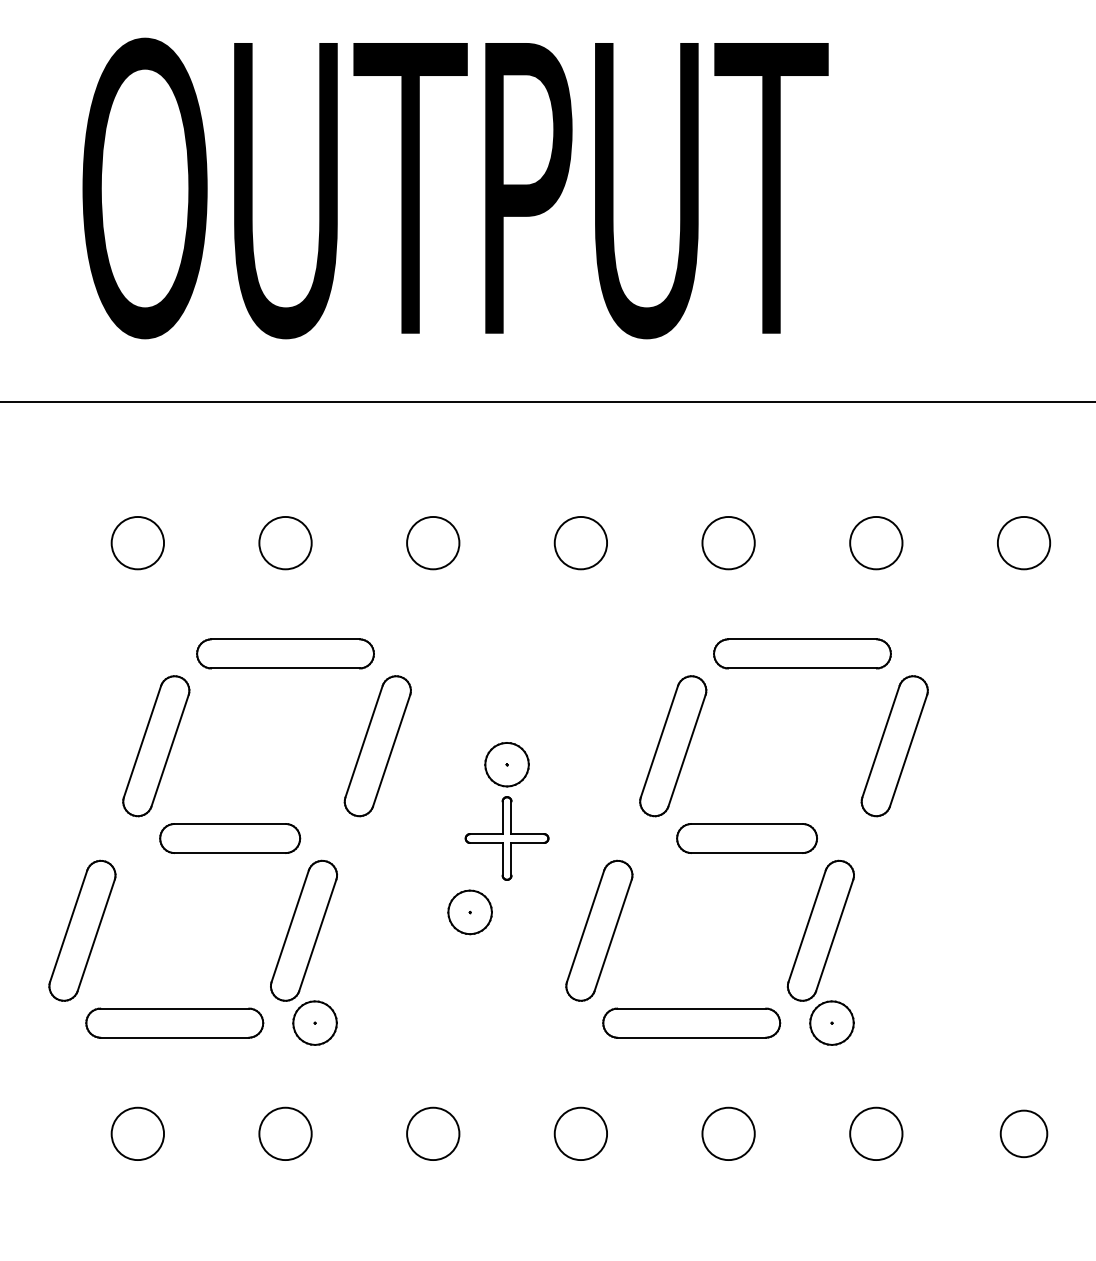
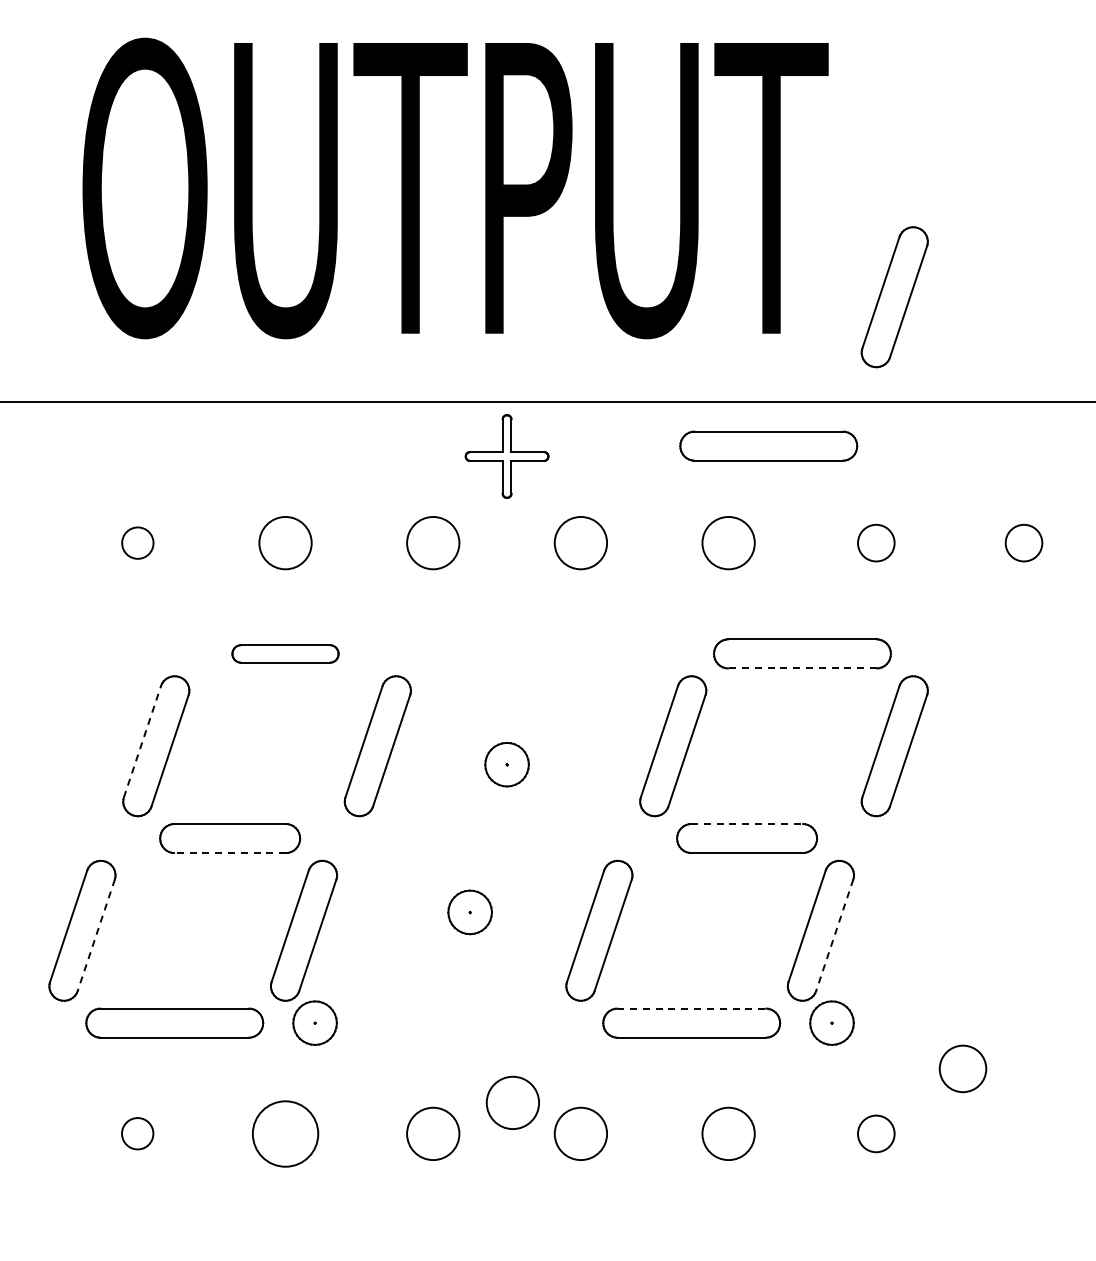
part: none -> present (894, 297)
part: none -> present (768, 445)
circle diameter: 52 px -> 31 px (137, 542)
circle diameter: 52 px -> 37 px (876, 542)
circle diameter: 52 px -> 37 px (1023, 542)
part size: 179x32 px -> 109x20 px (285, 653)
line: solid -> dashed (802, 668)
line: solid -> dashed (142, 741)
line: solid -> dashed (747, 824)
part position: (506, 838) -> (506, 456) (506, 456)
line: solid -> dashed (229, 853)
line: solid -> dashed (96, 935)
line: solid -> dashed (834, 935)
line: solid -> dashed (691, 1008)
circle: none -> present (512, 1102)
circle size: 55x55 px -> 34x34 px (137, 1133)
circle size: 55x55 px -> 68x68 px (285, 1133)
circle diameter: 52 px -> 37 px (876, 1133)
circle position: (1023, 1133) -> (962, 1068) (962, 1068)
